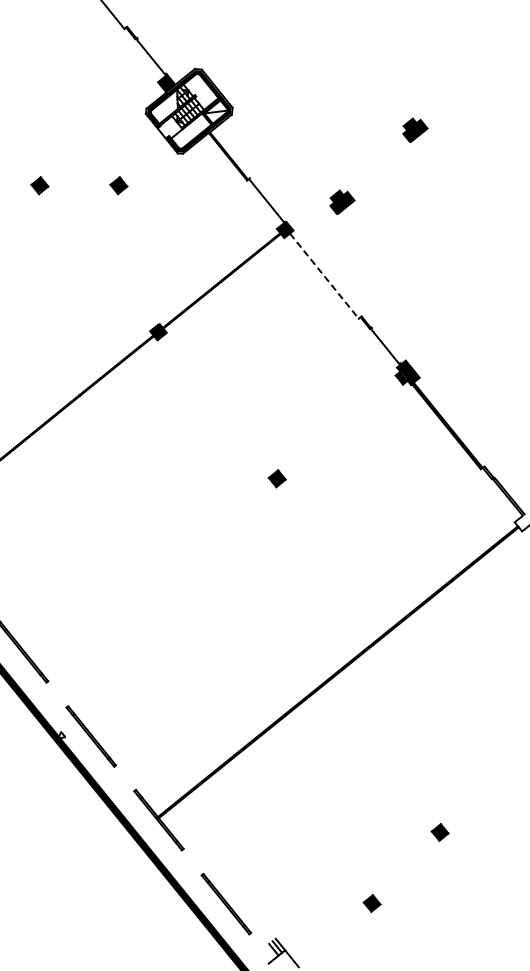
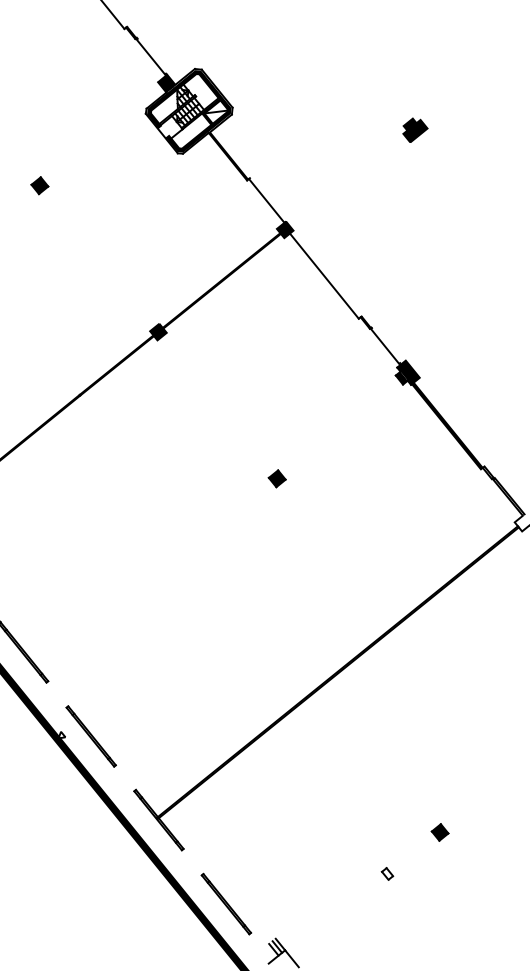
part: present -> none (118, 185)
part: present -> none (342, 201)
line: dashed -> solid (324, 276)
part: none -> present (387, 873)
part: present -> none (371, 903)
